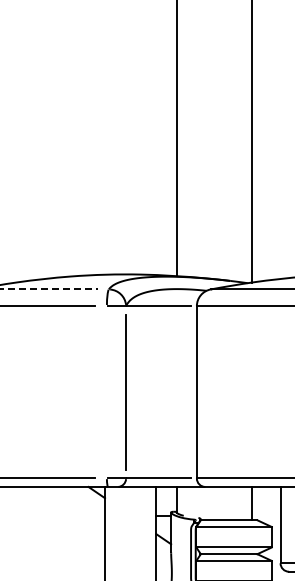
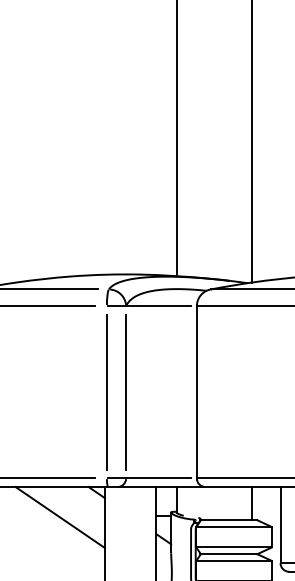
line: dashed -> solid (49, 289)
line: none -> present (106, 391)
line: none -> present (60, 517)
